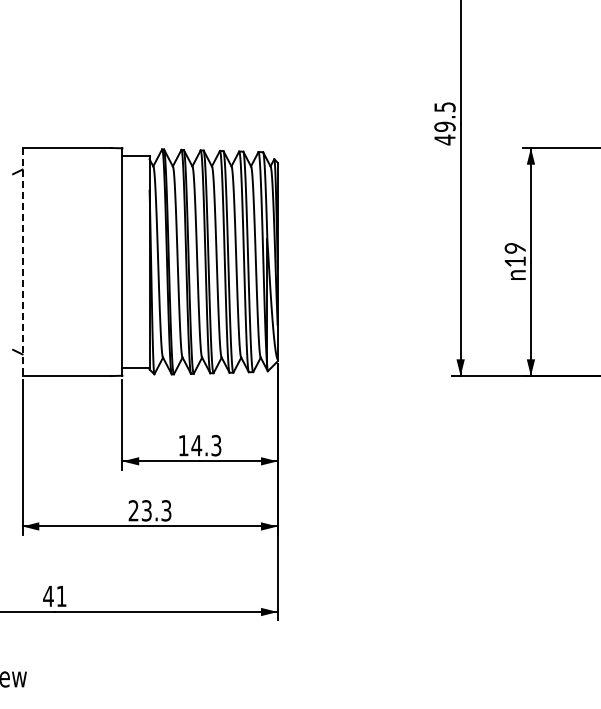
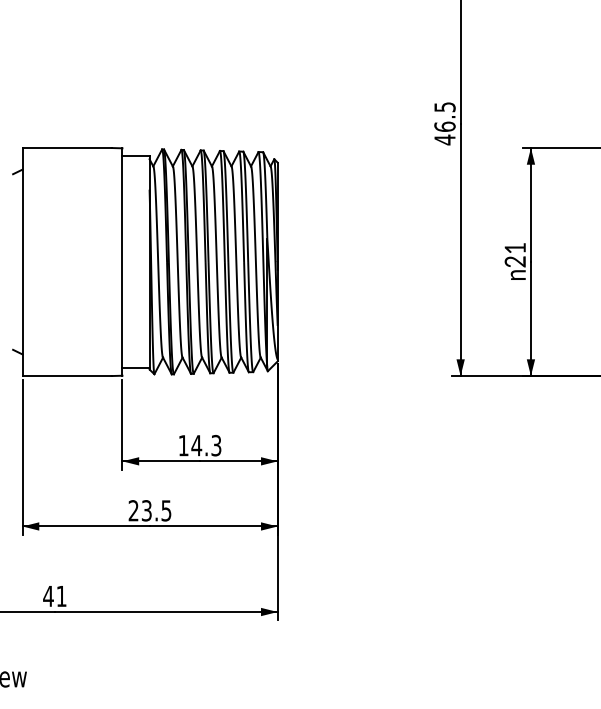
text: 49.5 -> 46.5 (444, 126)
text: 19 -> 21 (514, 255)
line: dashed -> solid (22, 262)
text: 23.3 -> 23.5 (166, 510)
